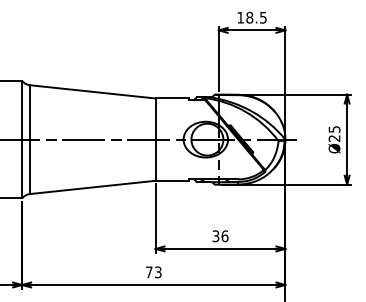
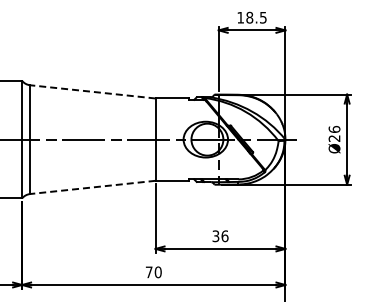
line: solid -> dashed (92, 91)
text: Ø25 -> Ø26 (334, 128)
line: solid -> dashed (92, 187)
text: 73 -> 70 (157, 272)
